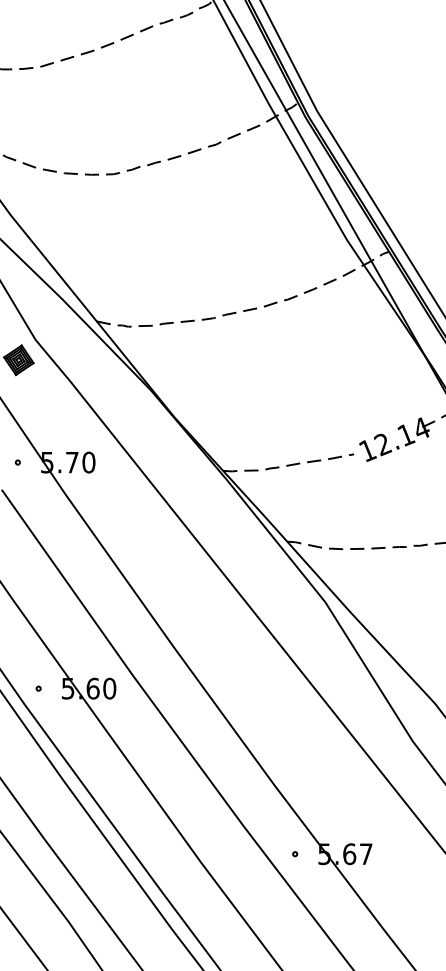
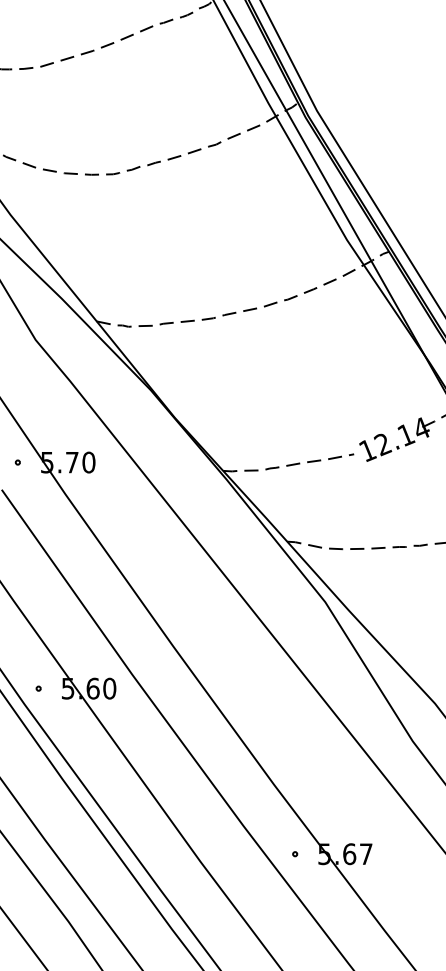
part: present -> none (18, 360)
